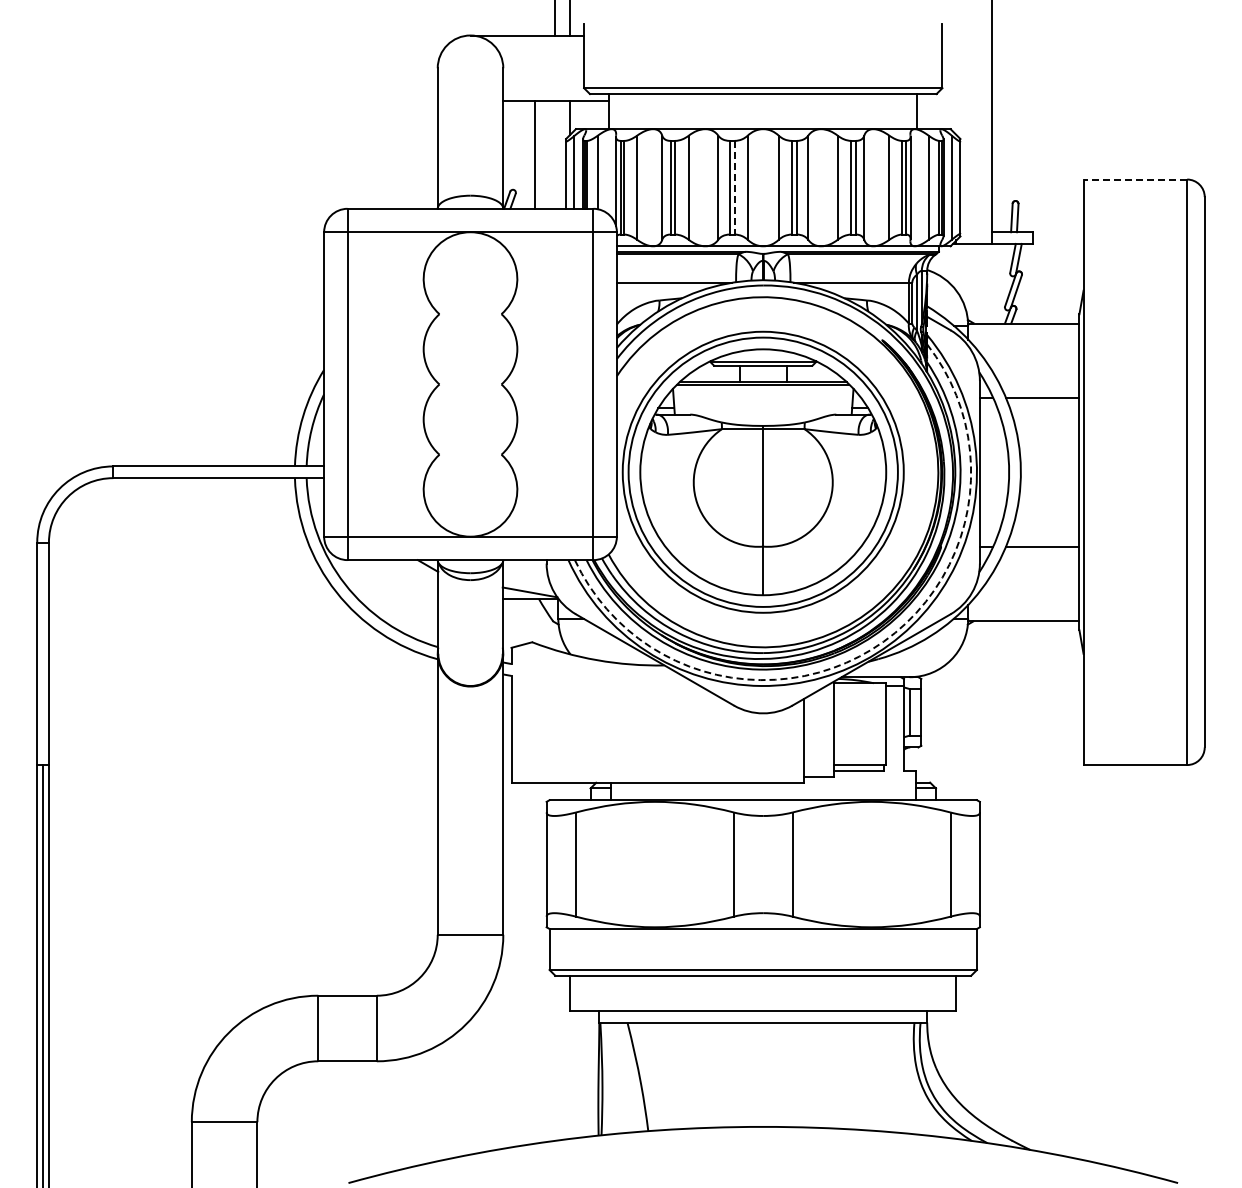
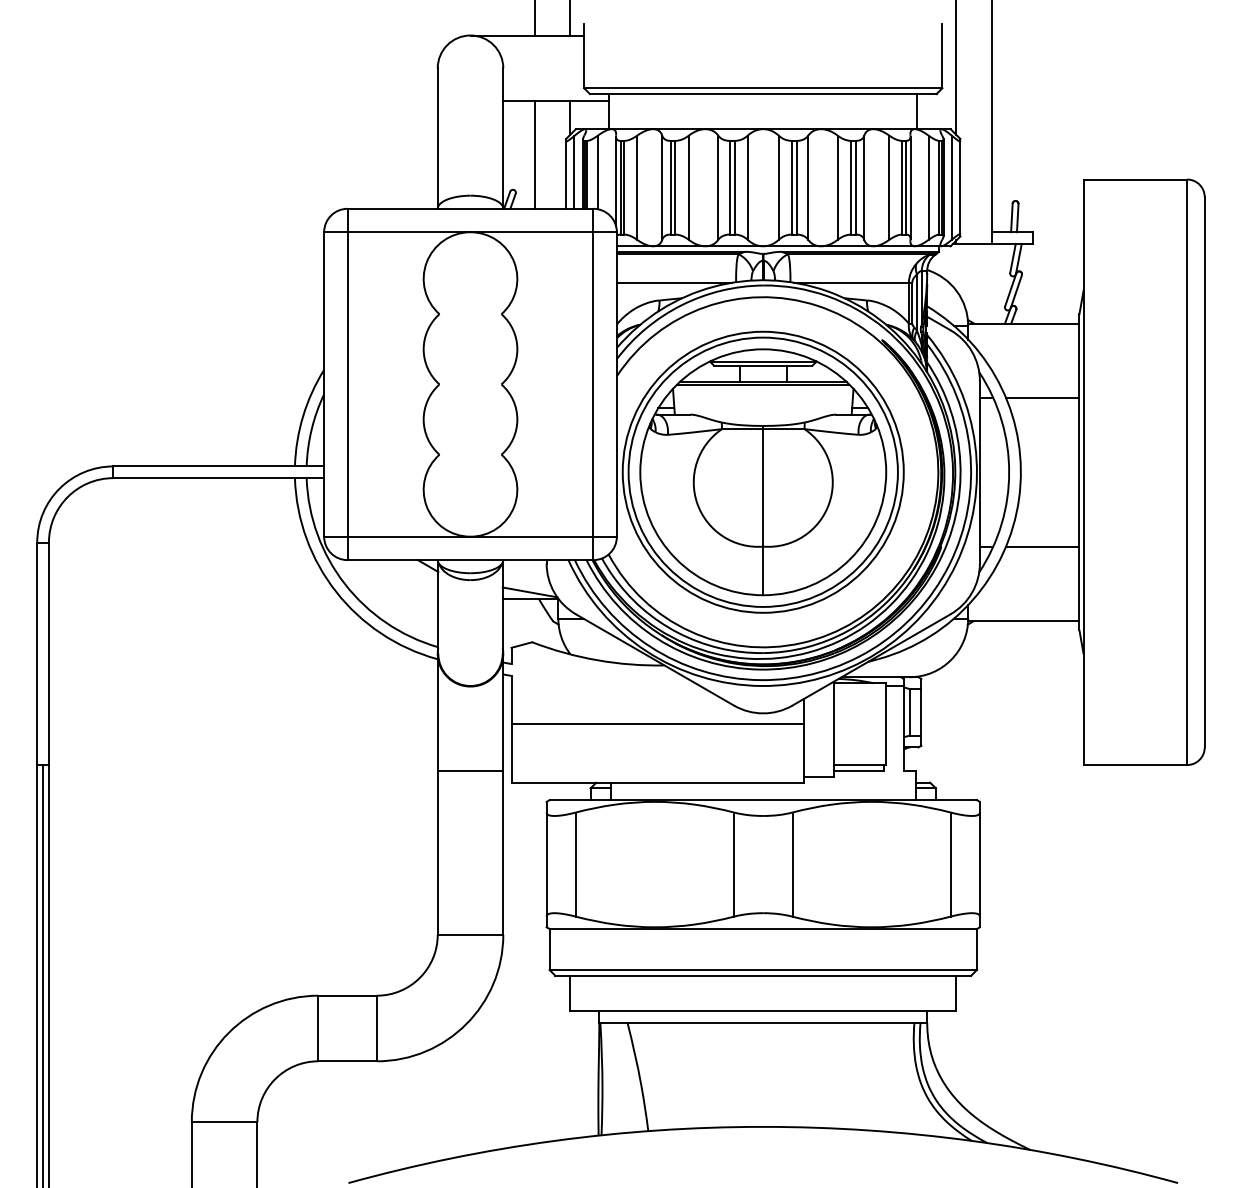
line position: (554, 18) -> (534, 18) (534, 18)
line: none -> present (956, 68)
line: dashed -> solid (1135, 179)
line: dashed -> solid (734, 187)
arc: dashed -> solid (871, 649)
line: none -> present (657, 724)
line: none -> present (470, 770)
